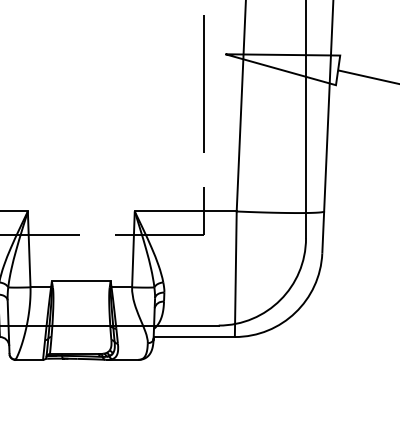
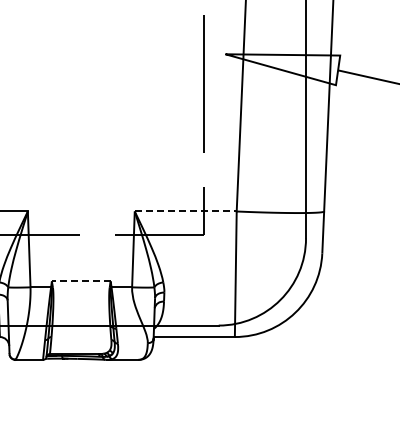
line: solid -> dashed (185, 211)
line: solid -> dashed (80, 281)
